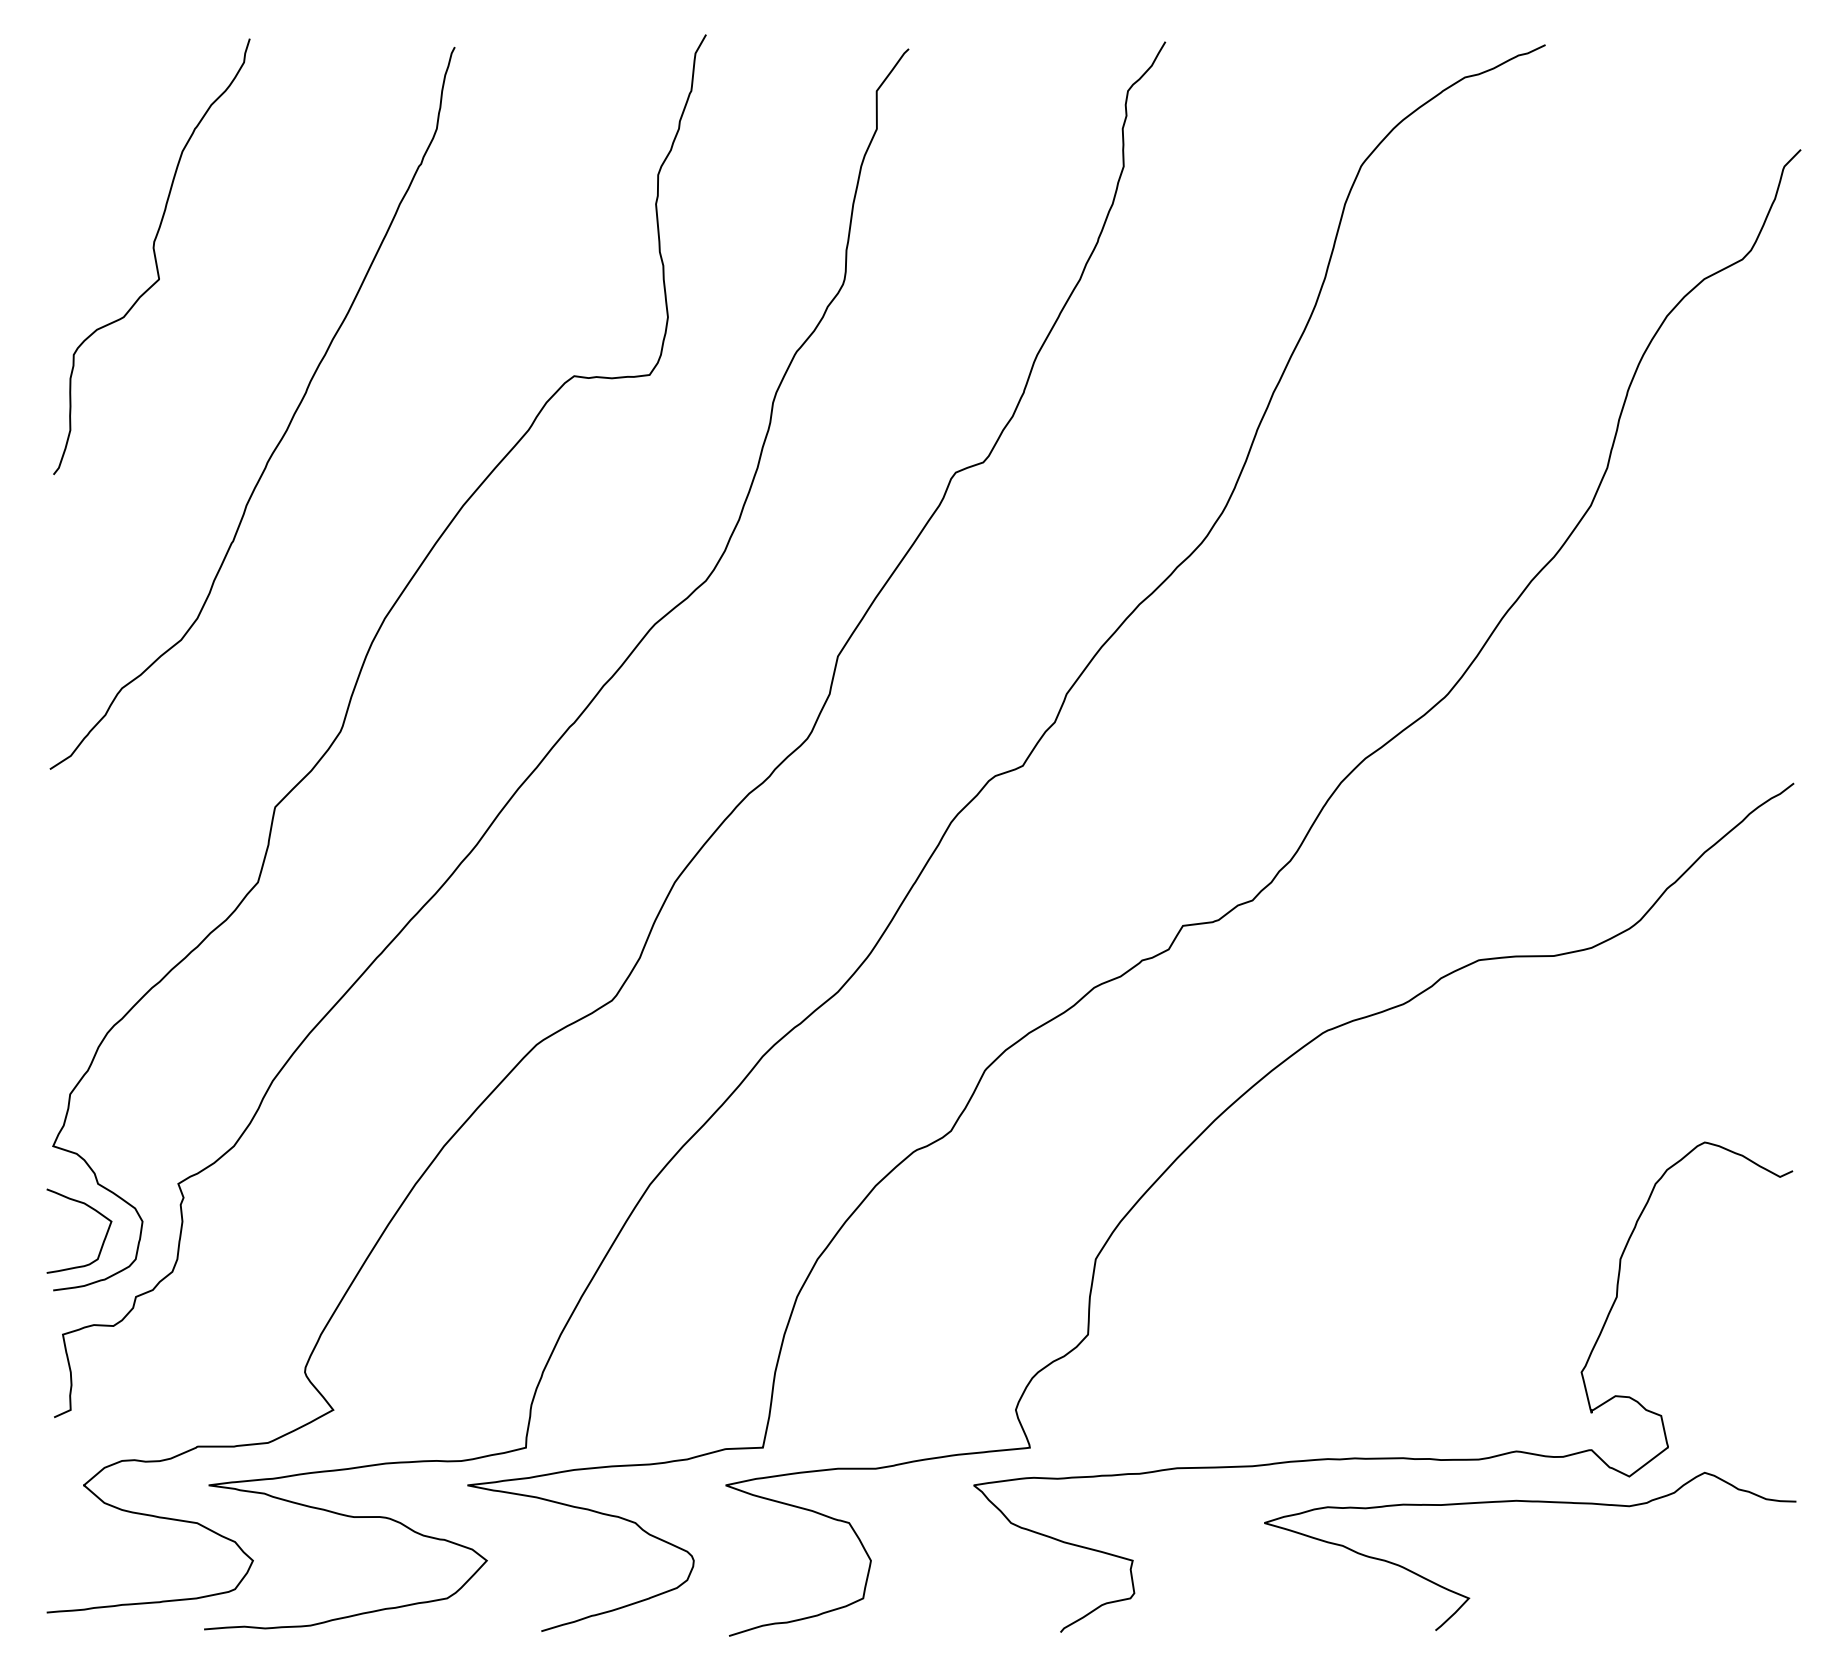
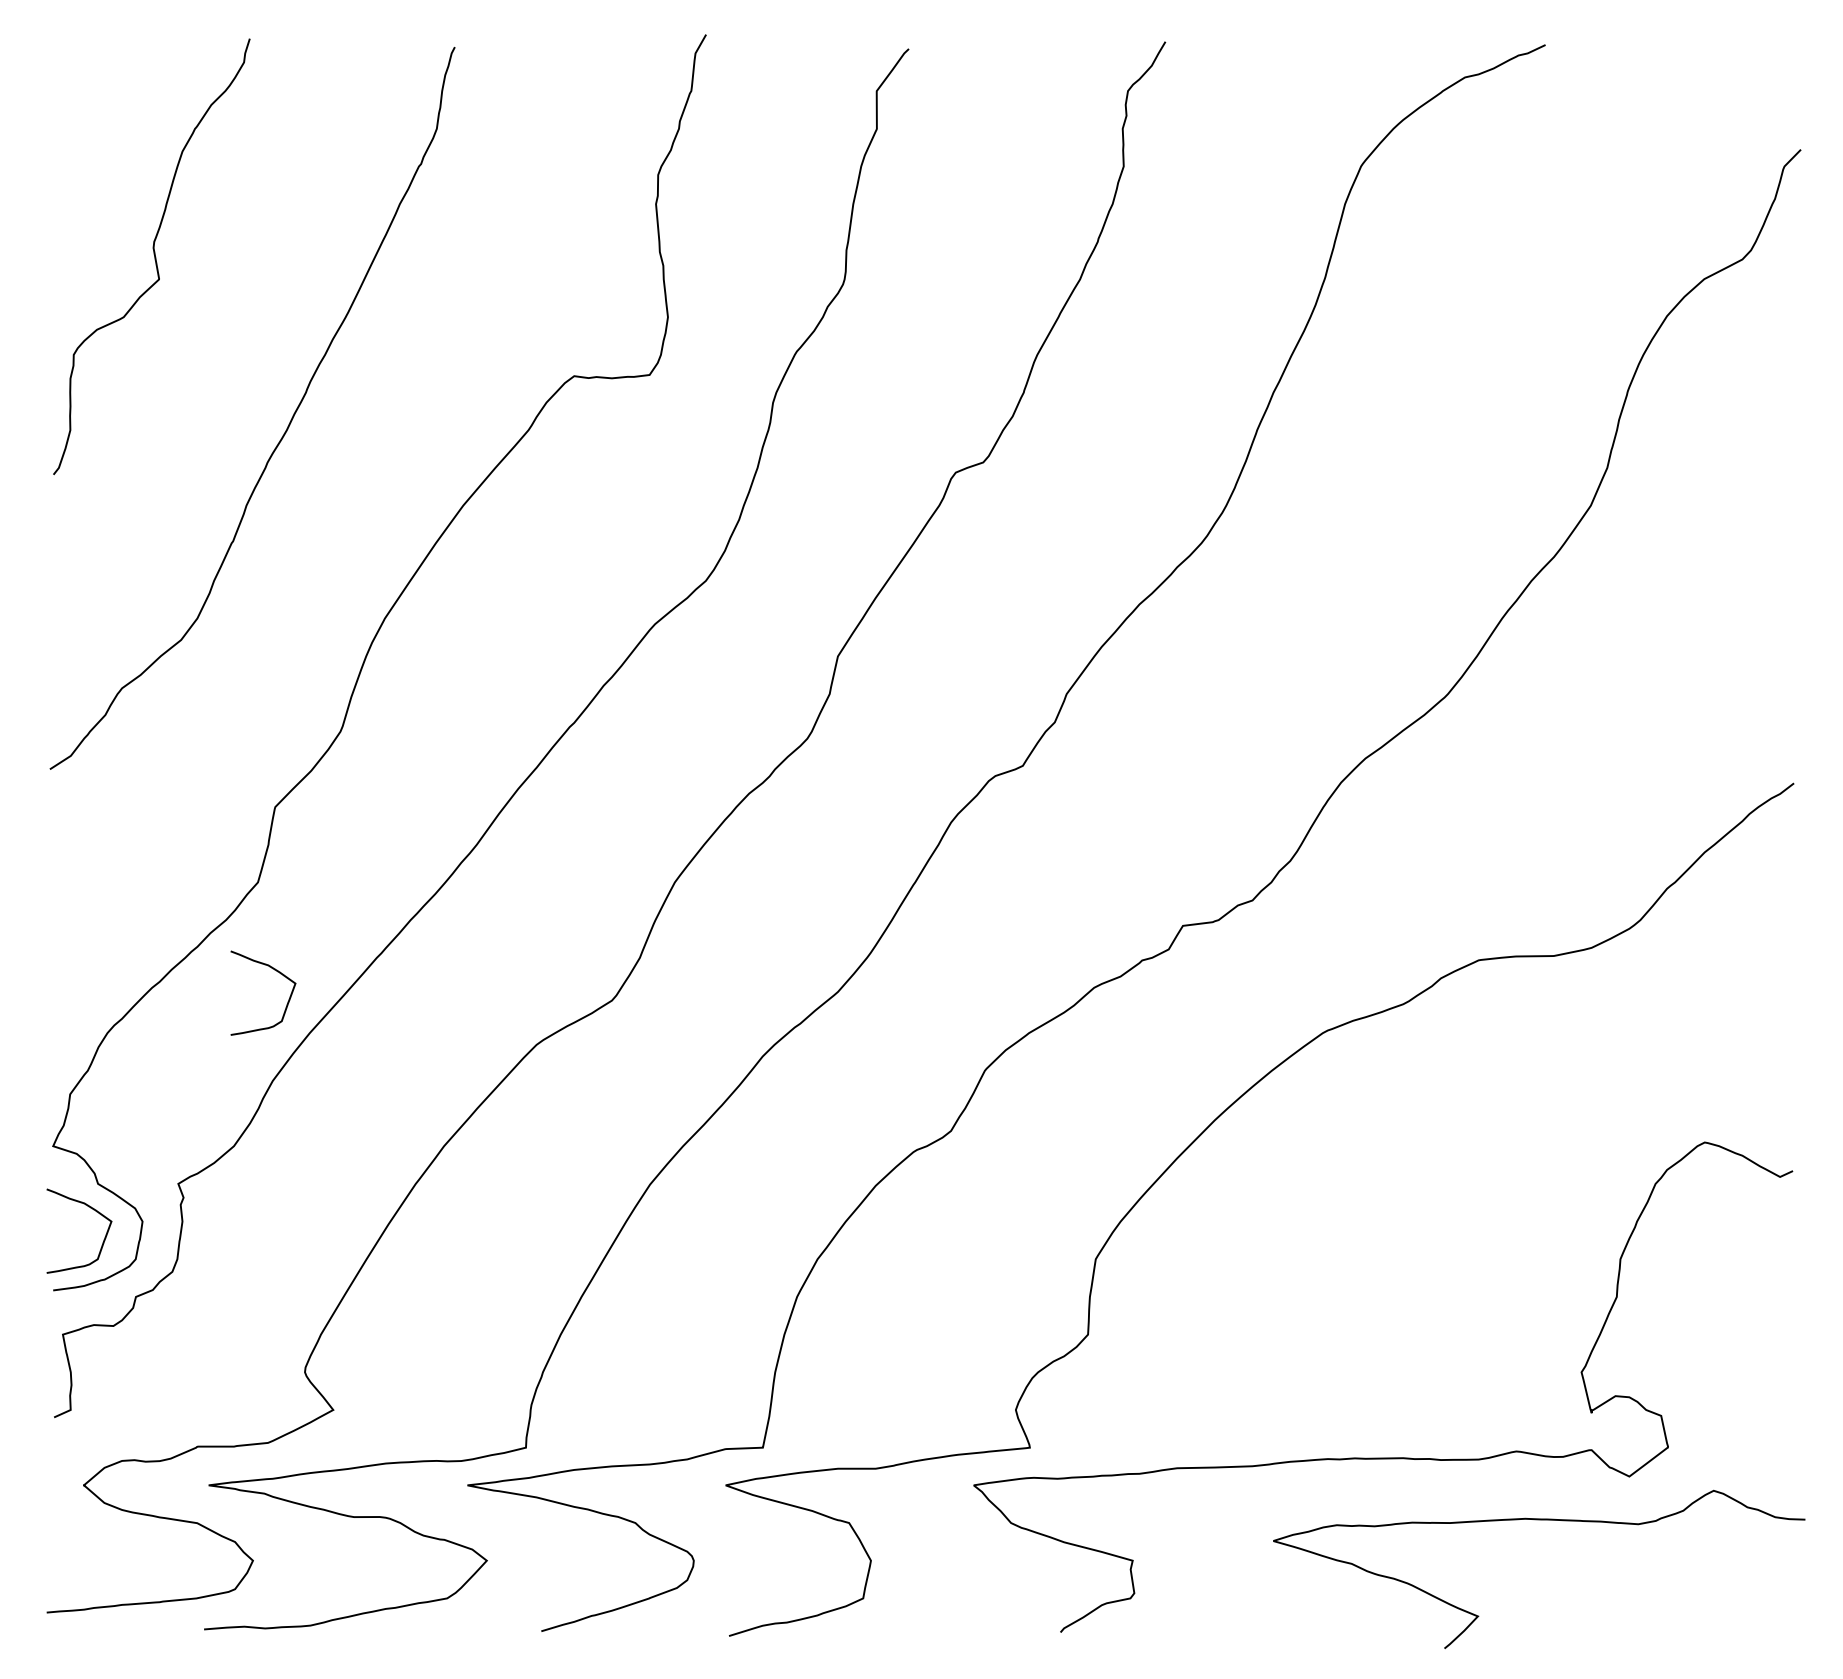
curve: none -> present (277, 972)
curve position: (1530, 1502) -> (1539, 1520) (1539, 1520)
